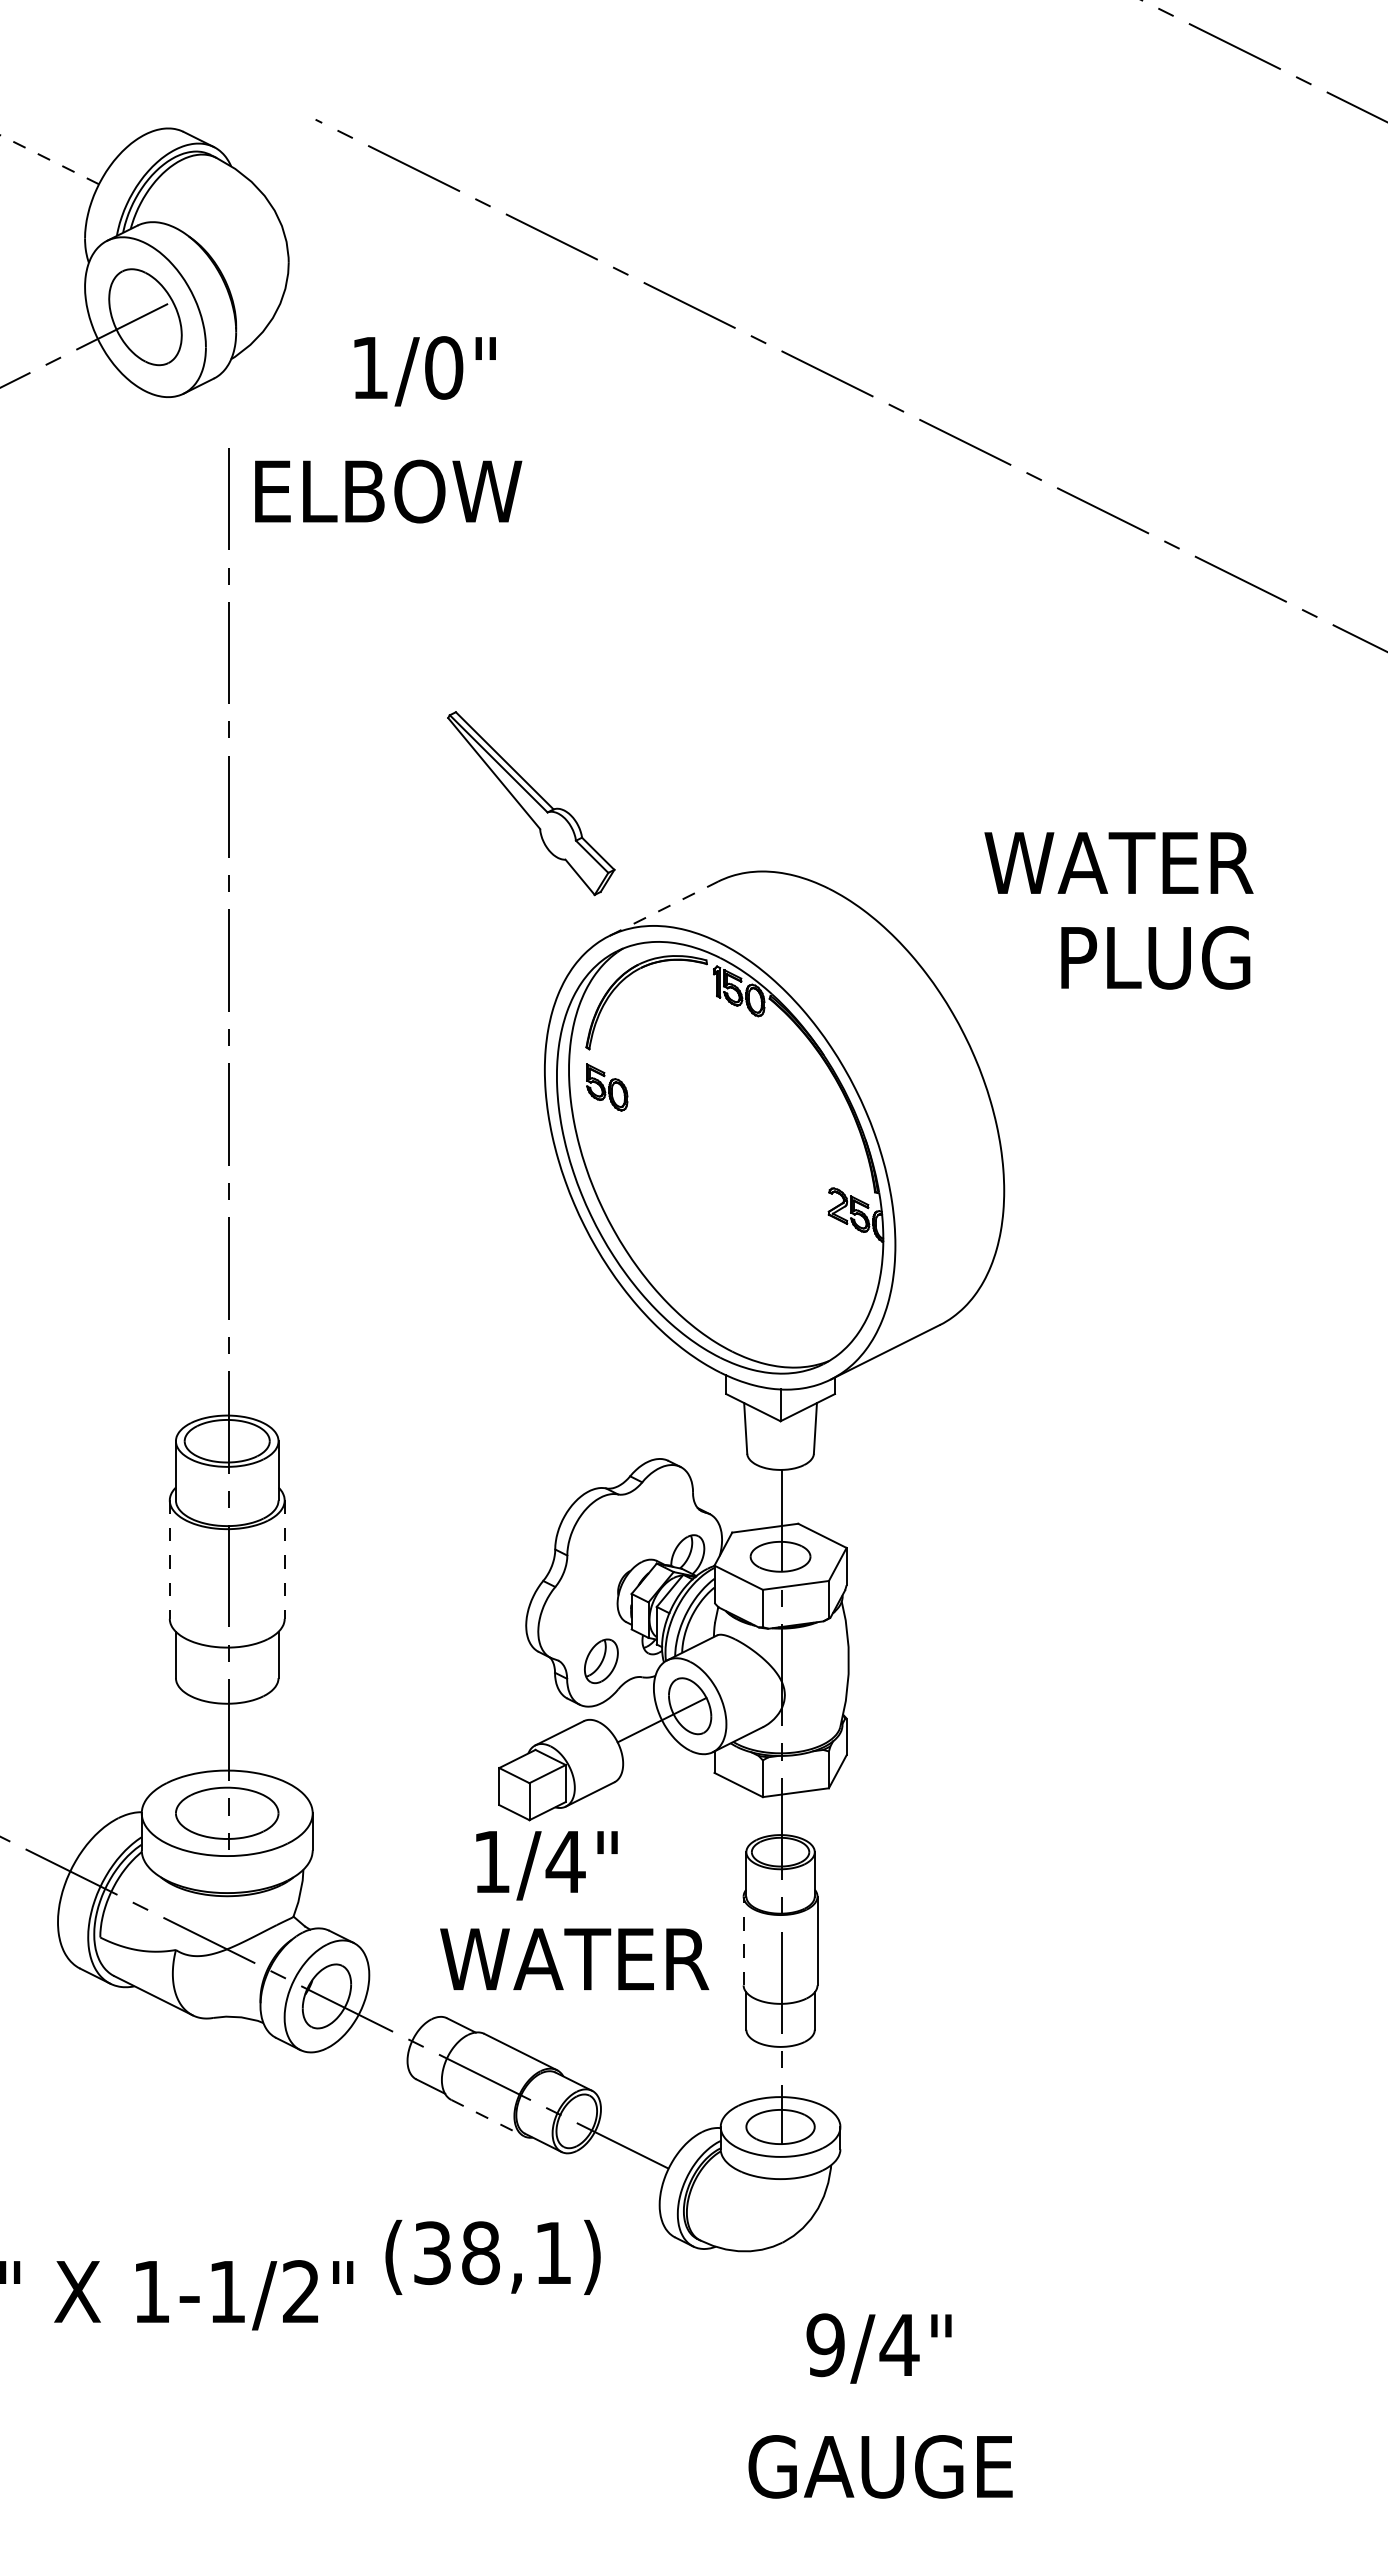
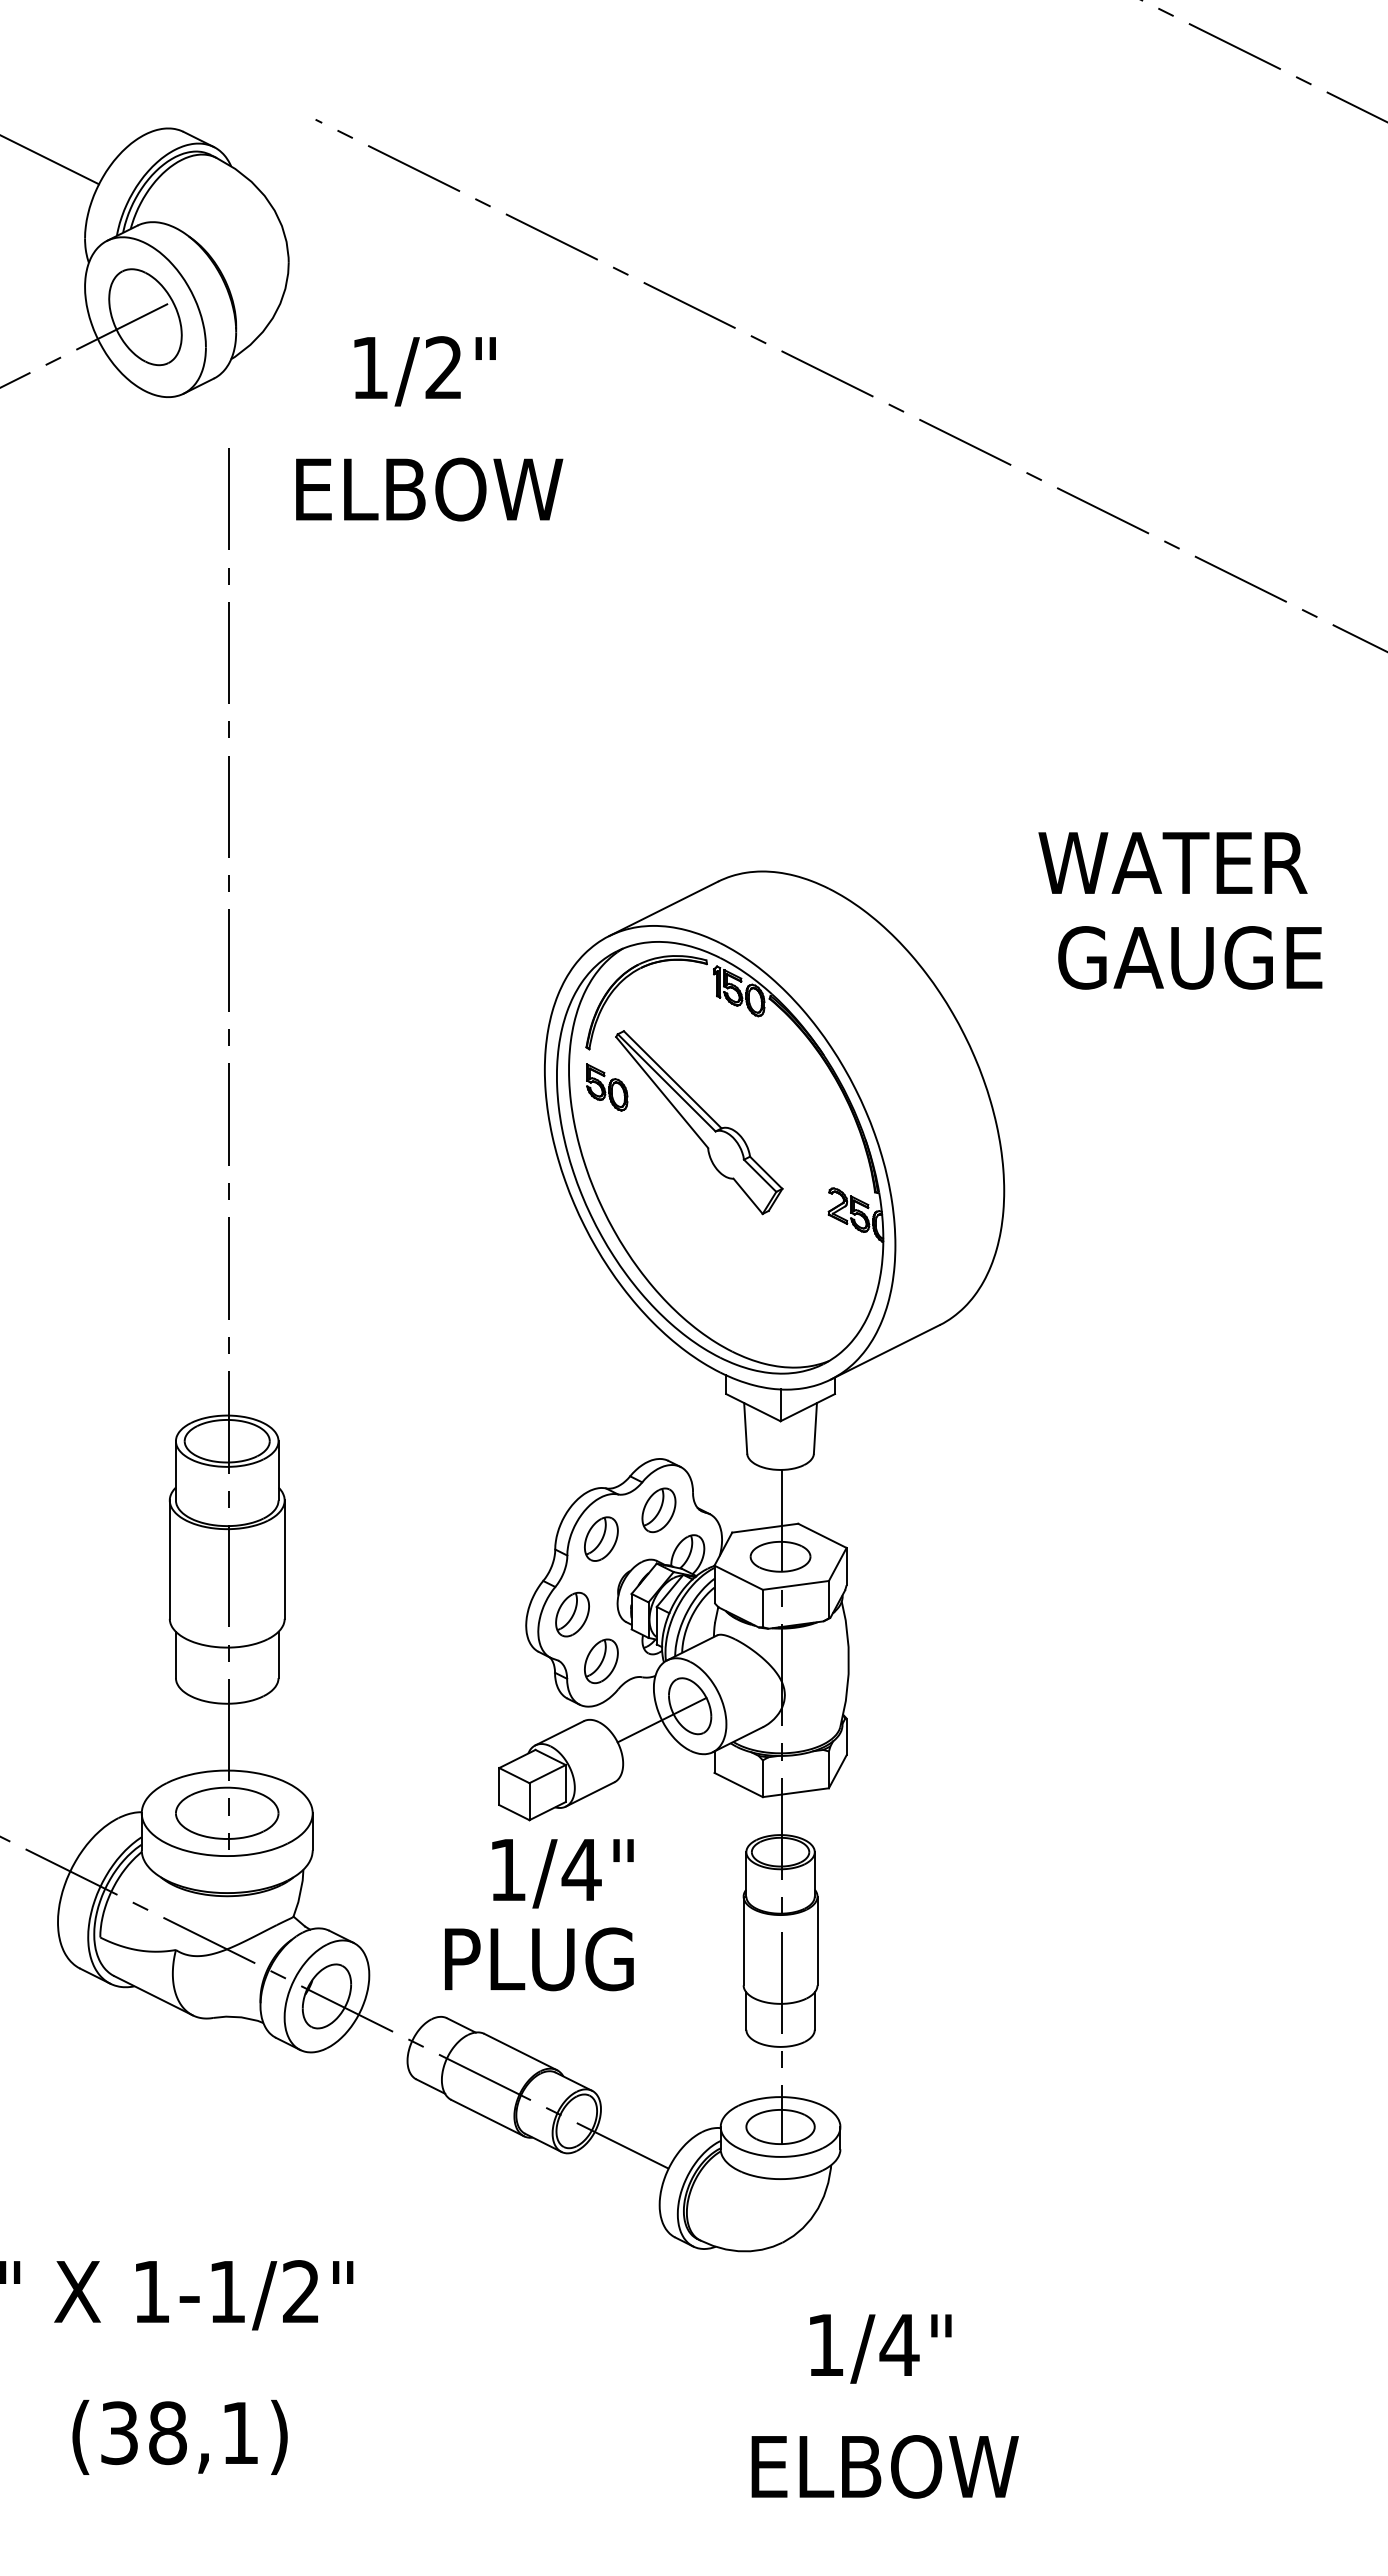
line: dashed -> solid (49, 159)
text: 1/0" -> 1/2" (444, 367)
text position: (388, 491) -> (429, 489) (429, 489)
part position: (531, 803) -> (699, 1122) (699, 1122)
text position: (1118, 862) -> (1172, 862) (1172, 862)
line: dashed -> solid (663, 908)
text: PLUG -> GAUGE (1190, 957)
part: none -> present (658, 1510)
part: none -> present (601, 1538)
line: dashed -> solid (169, 1560)
line: dashed -> solid (284, 1560)
part: none -> present (572, 1614)
text position: (546, 1865) -> (562, 1873) (562, 1873)
line: dashed -> solid (743, 1940)
text: WATER -> PLUG (574, 1959)
line: dashed -> solid (487, 2118)
text position: (492, 2257) -> (179, 2437) (179, 2437)
text: 9/4" -> 1/4" (825, 2345)
text: GAUGE -> ELBOW (883, 2466)
